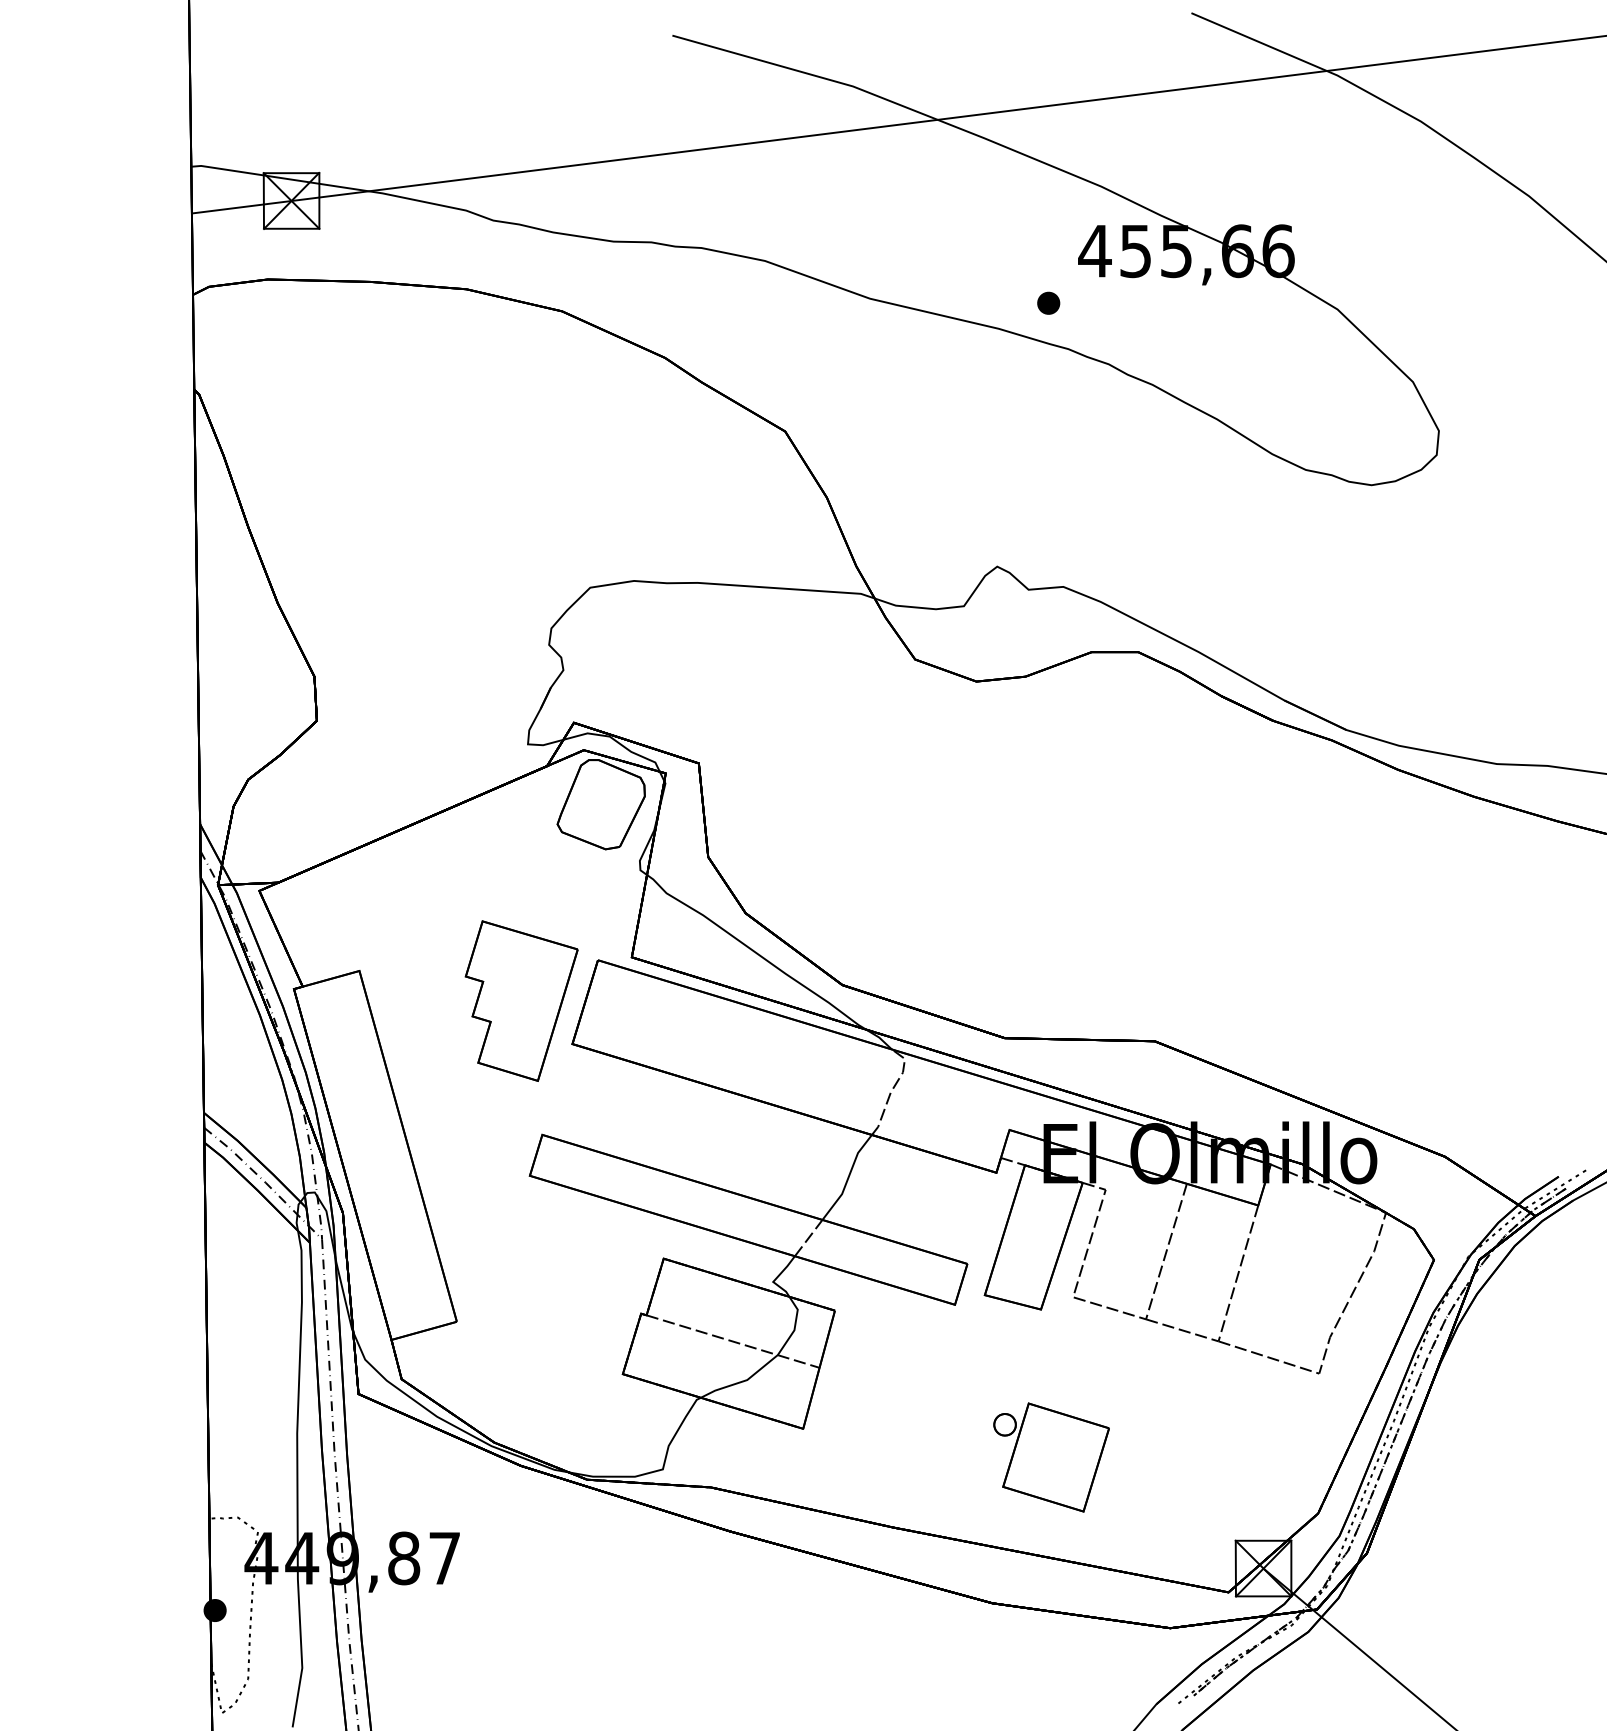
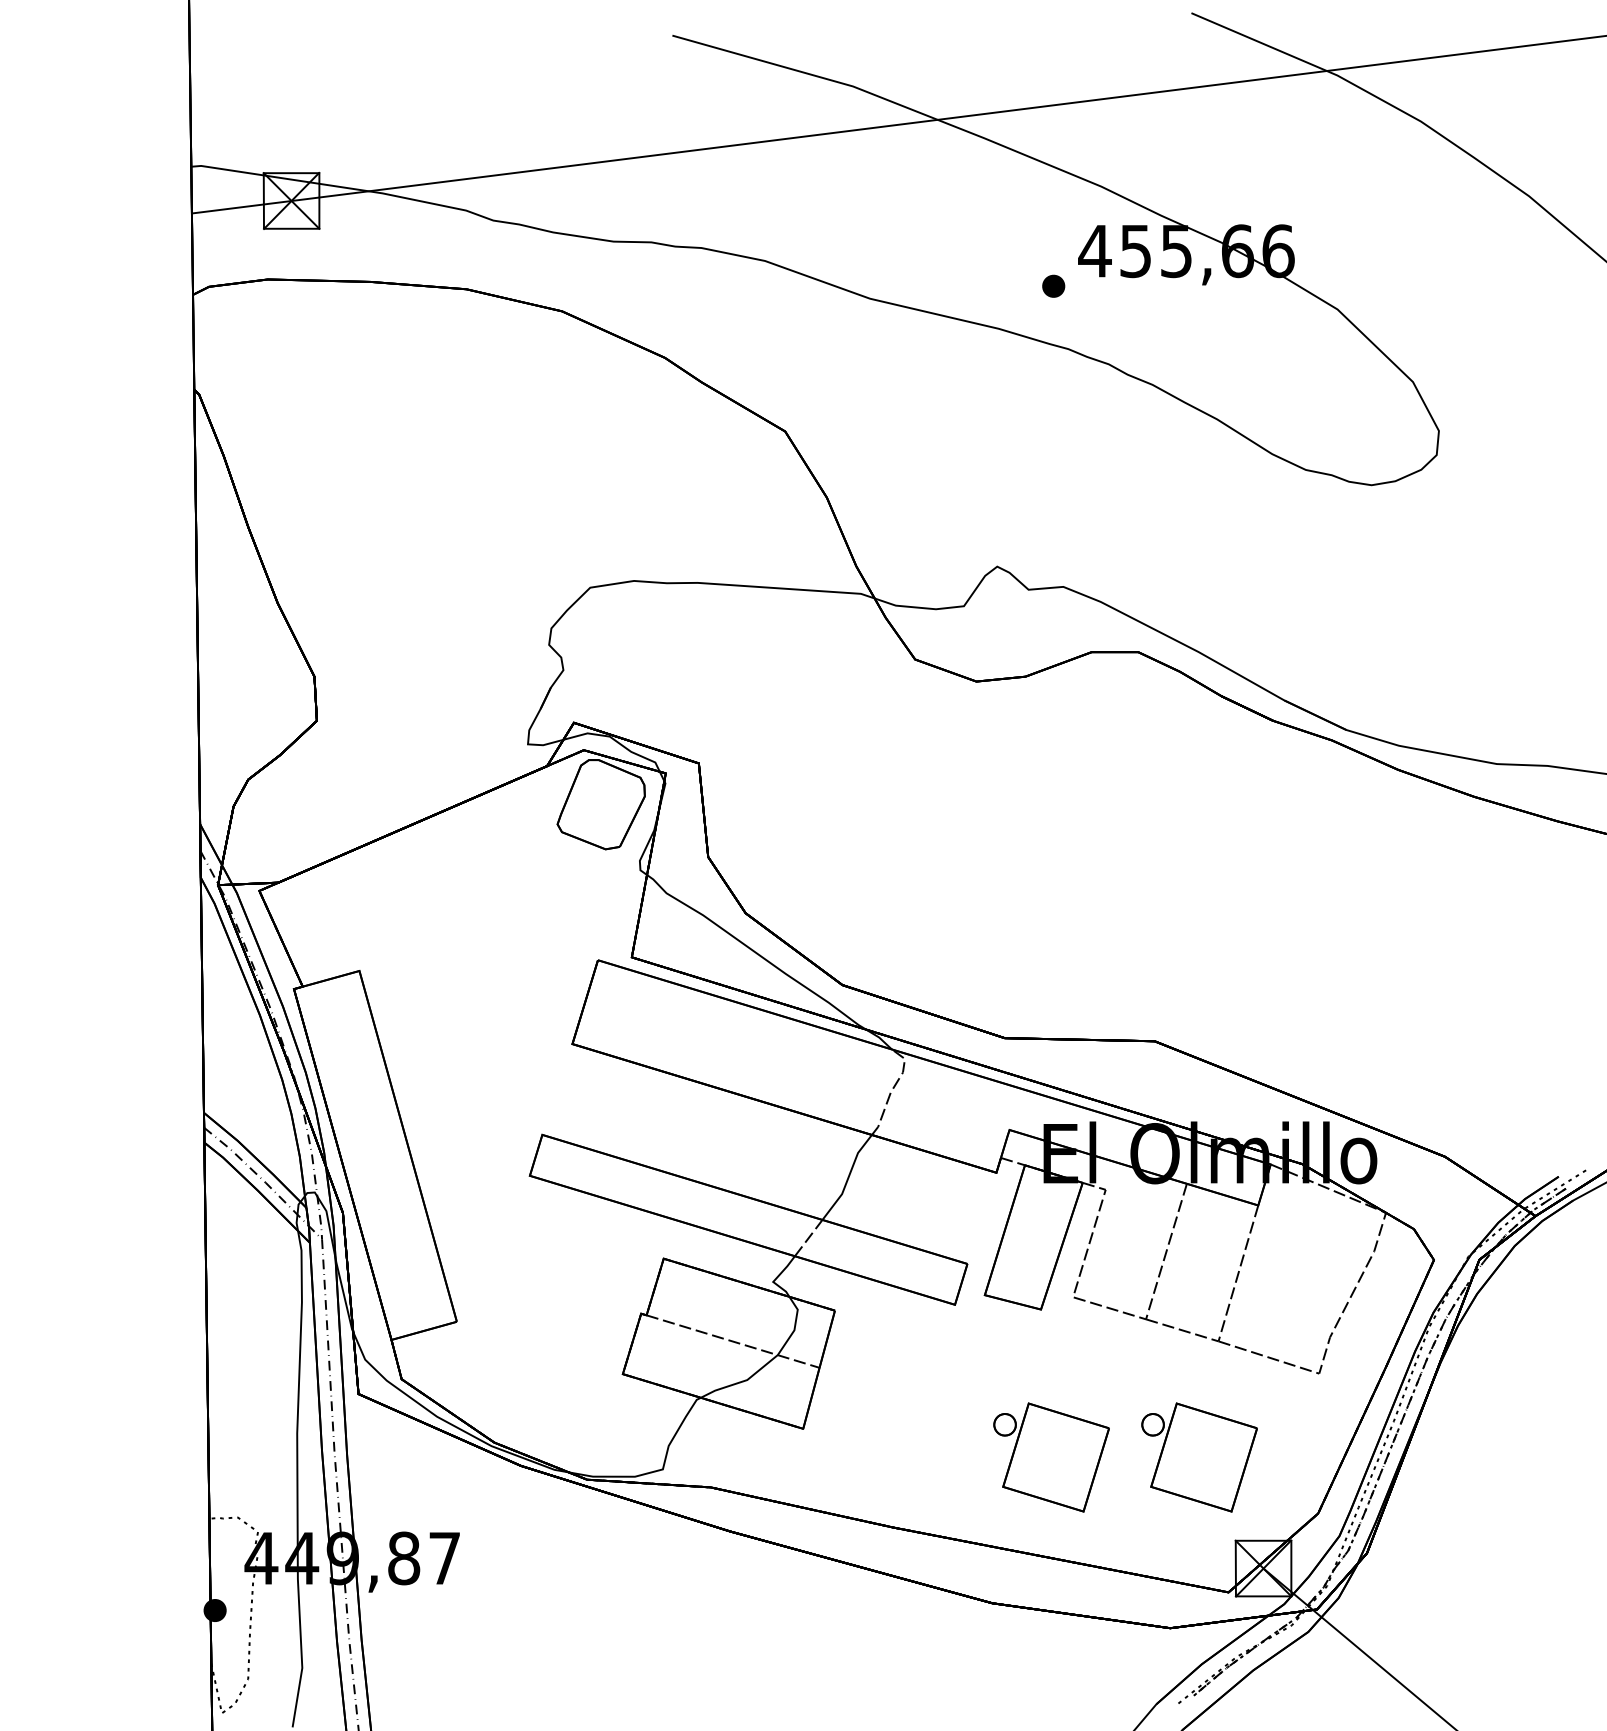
part position: (1048, 302) -> (1053, 285) (1053, 285)
part: present -> none (521, 1000)
part: none -> present (1199, 1457)
